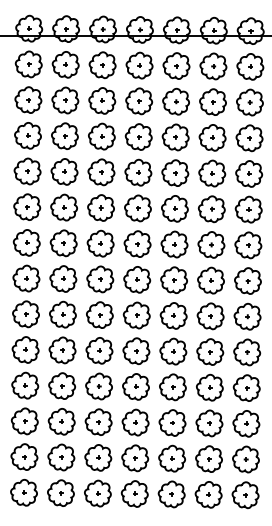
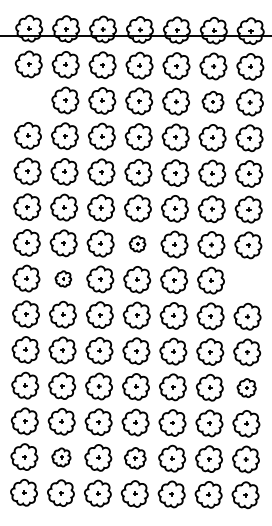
part: present -> none (28, 99)
part size: 28x28 px -> 24x24 px (212, 101)
part size: 29x28 px -> 19x18 px (137, 243)
part size: 29x28 px -> 19x18 px (63, 278)
part: present -> none (247, 280)
part size: 29x28 px -> 21x20 px (246, 387)
part size: 29x29 px -> 21x21 px (61, 457)
part size: 29x29 px -> 23x23 px (135, 458)
